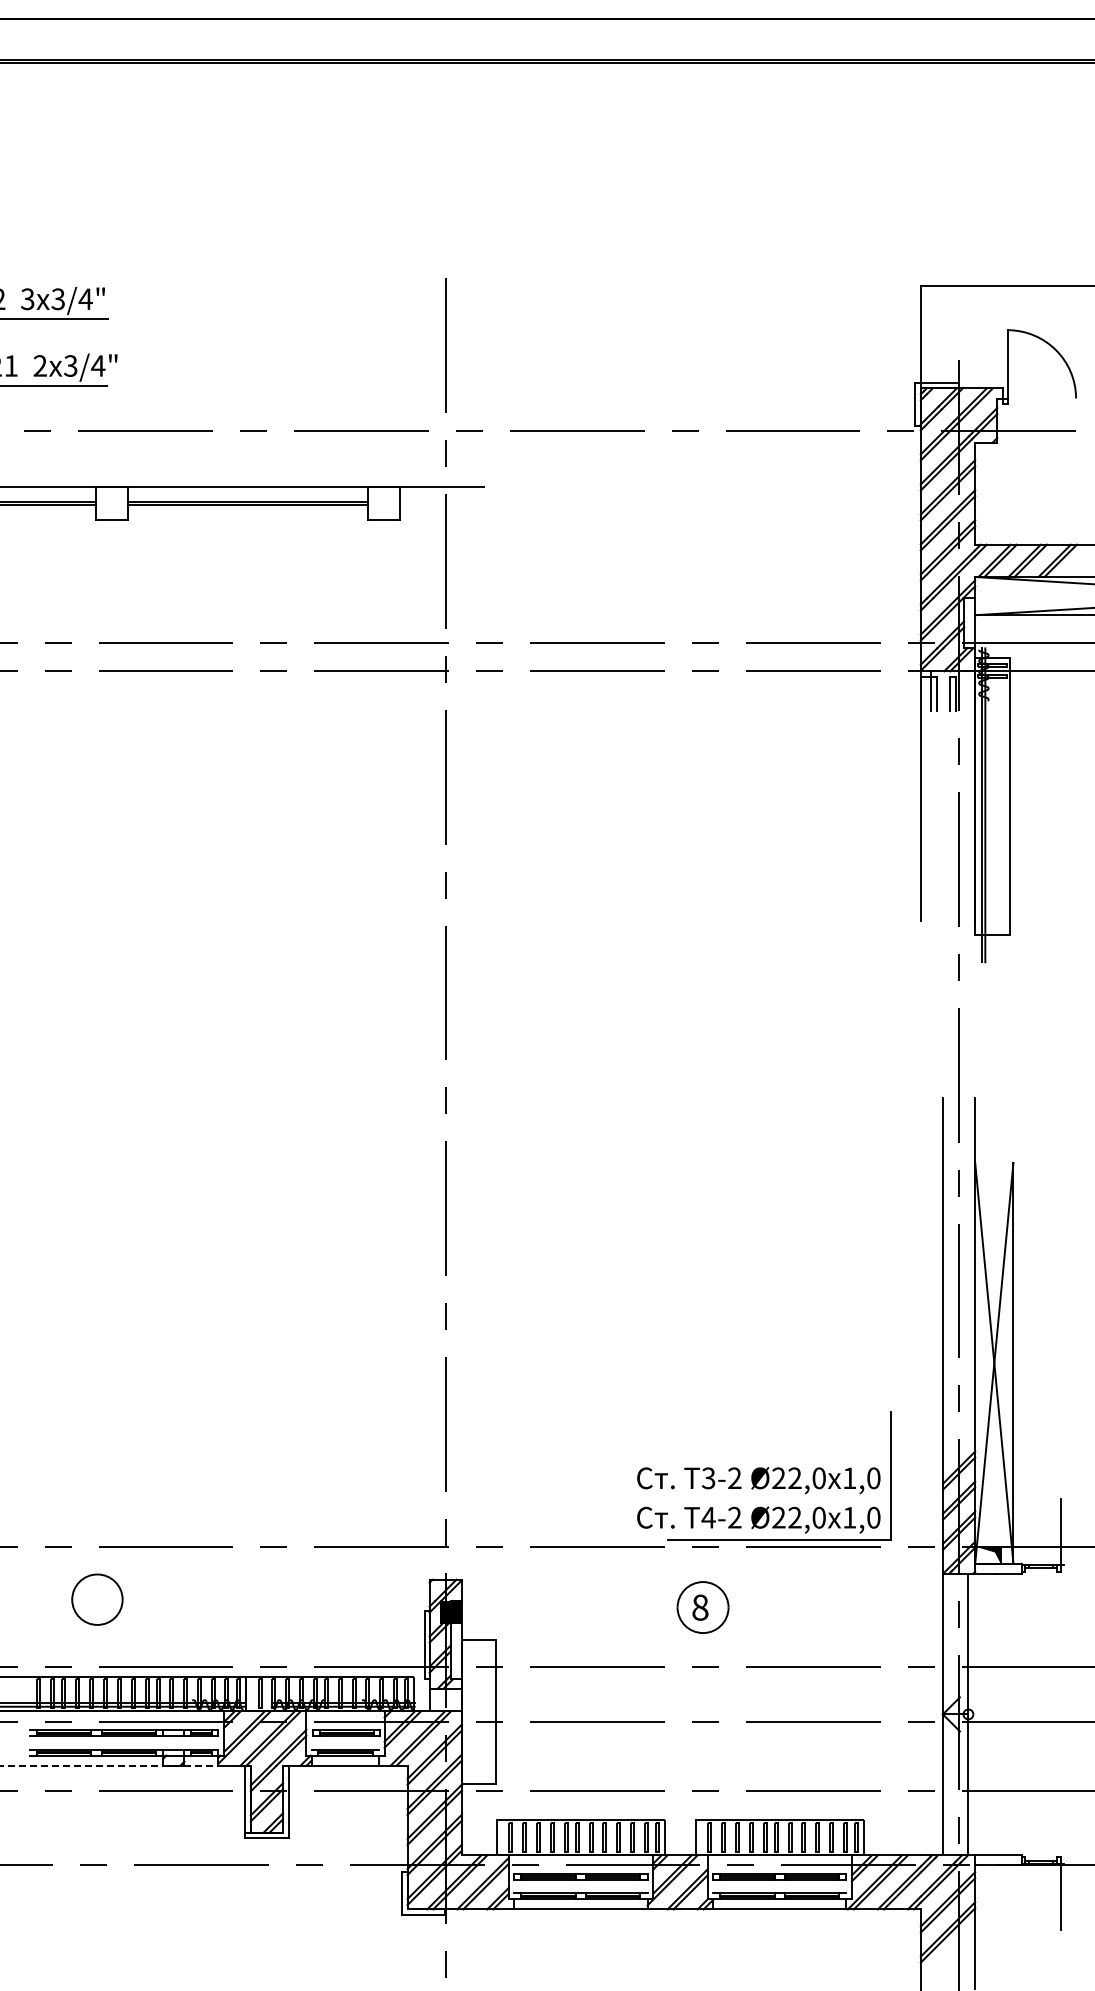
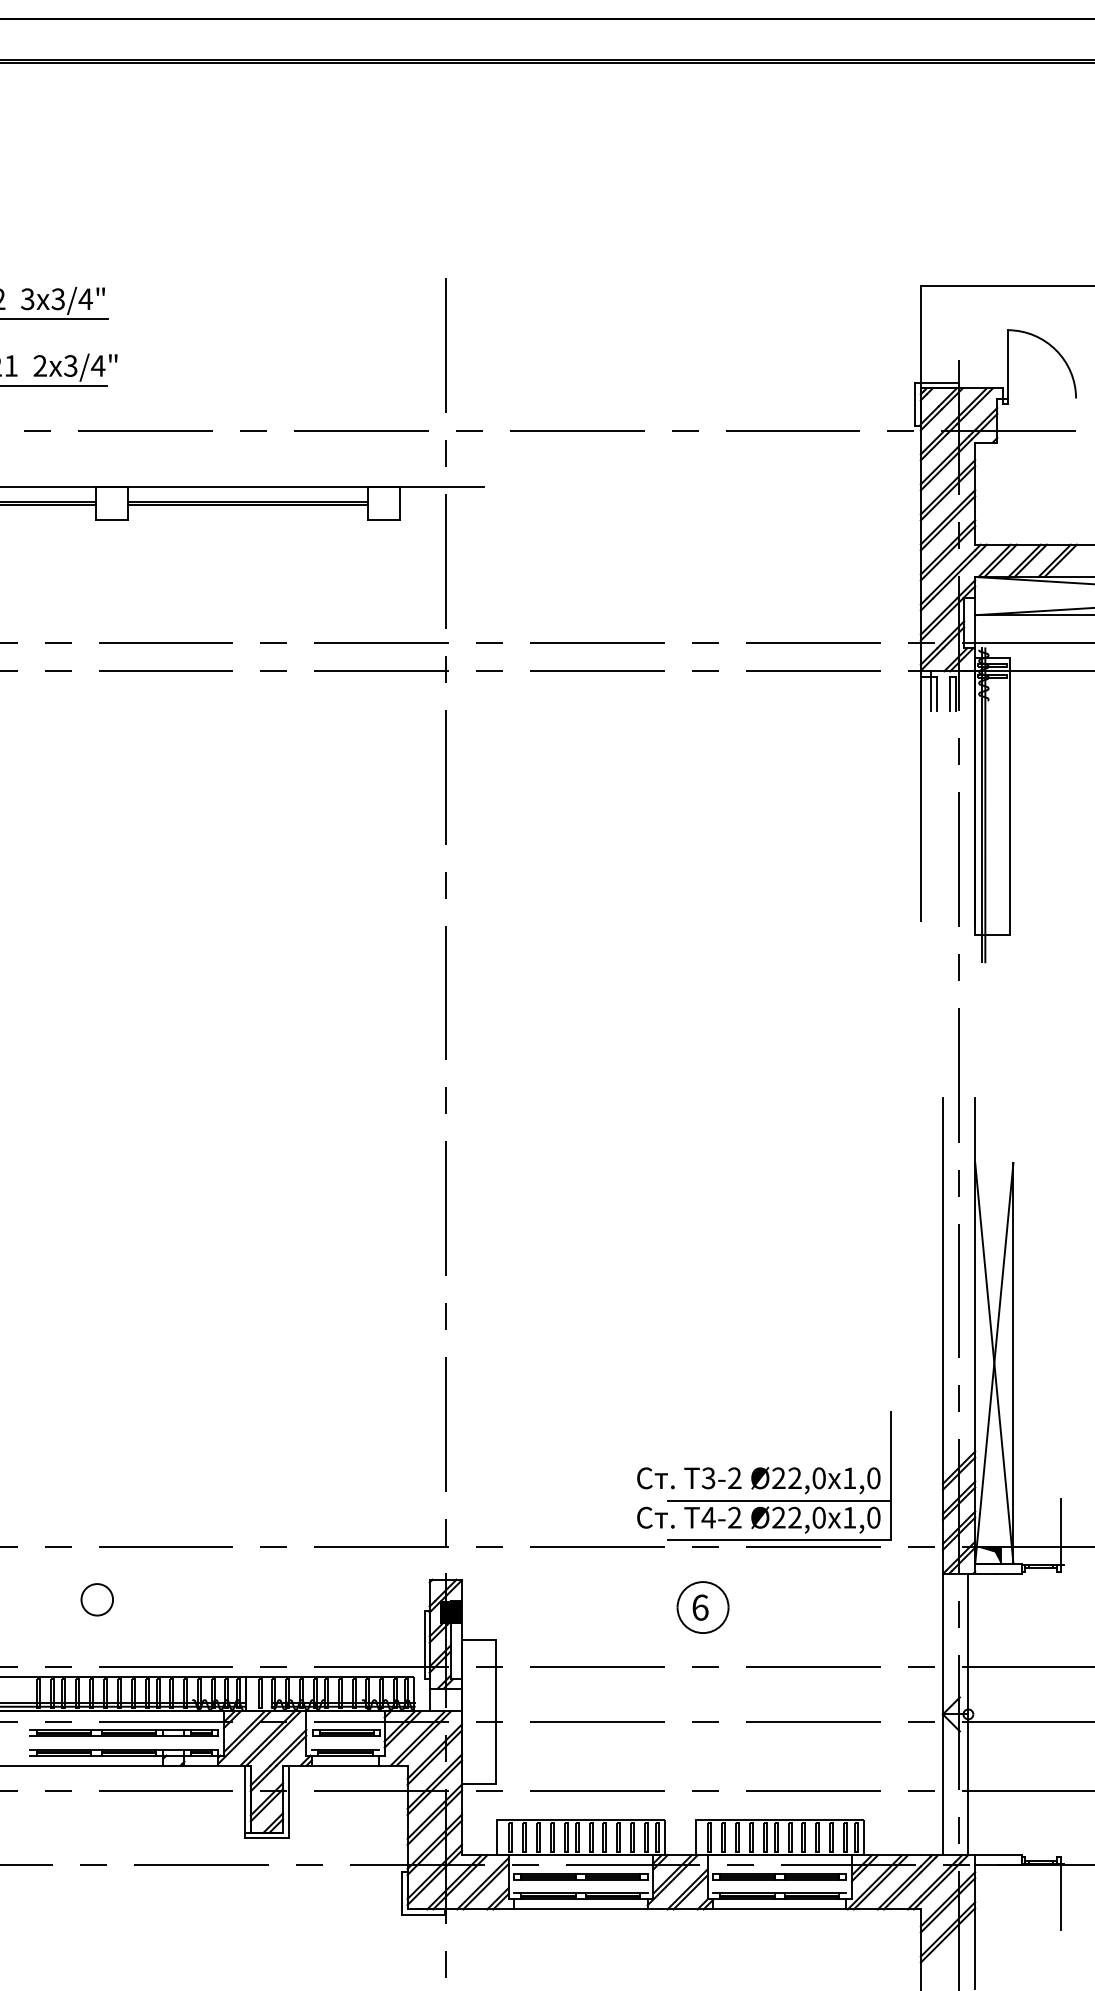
line: none -> present (779, 1500)
circle size: 53x53 px -> 34x34 px (96, 1599)
text: 8 -> 6 (700, 1607)
line: dashed -> solid (109, 1765)
